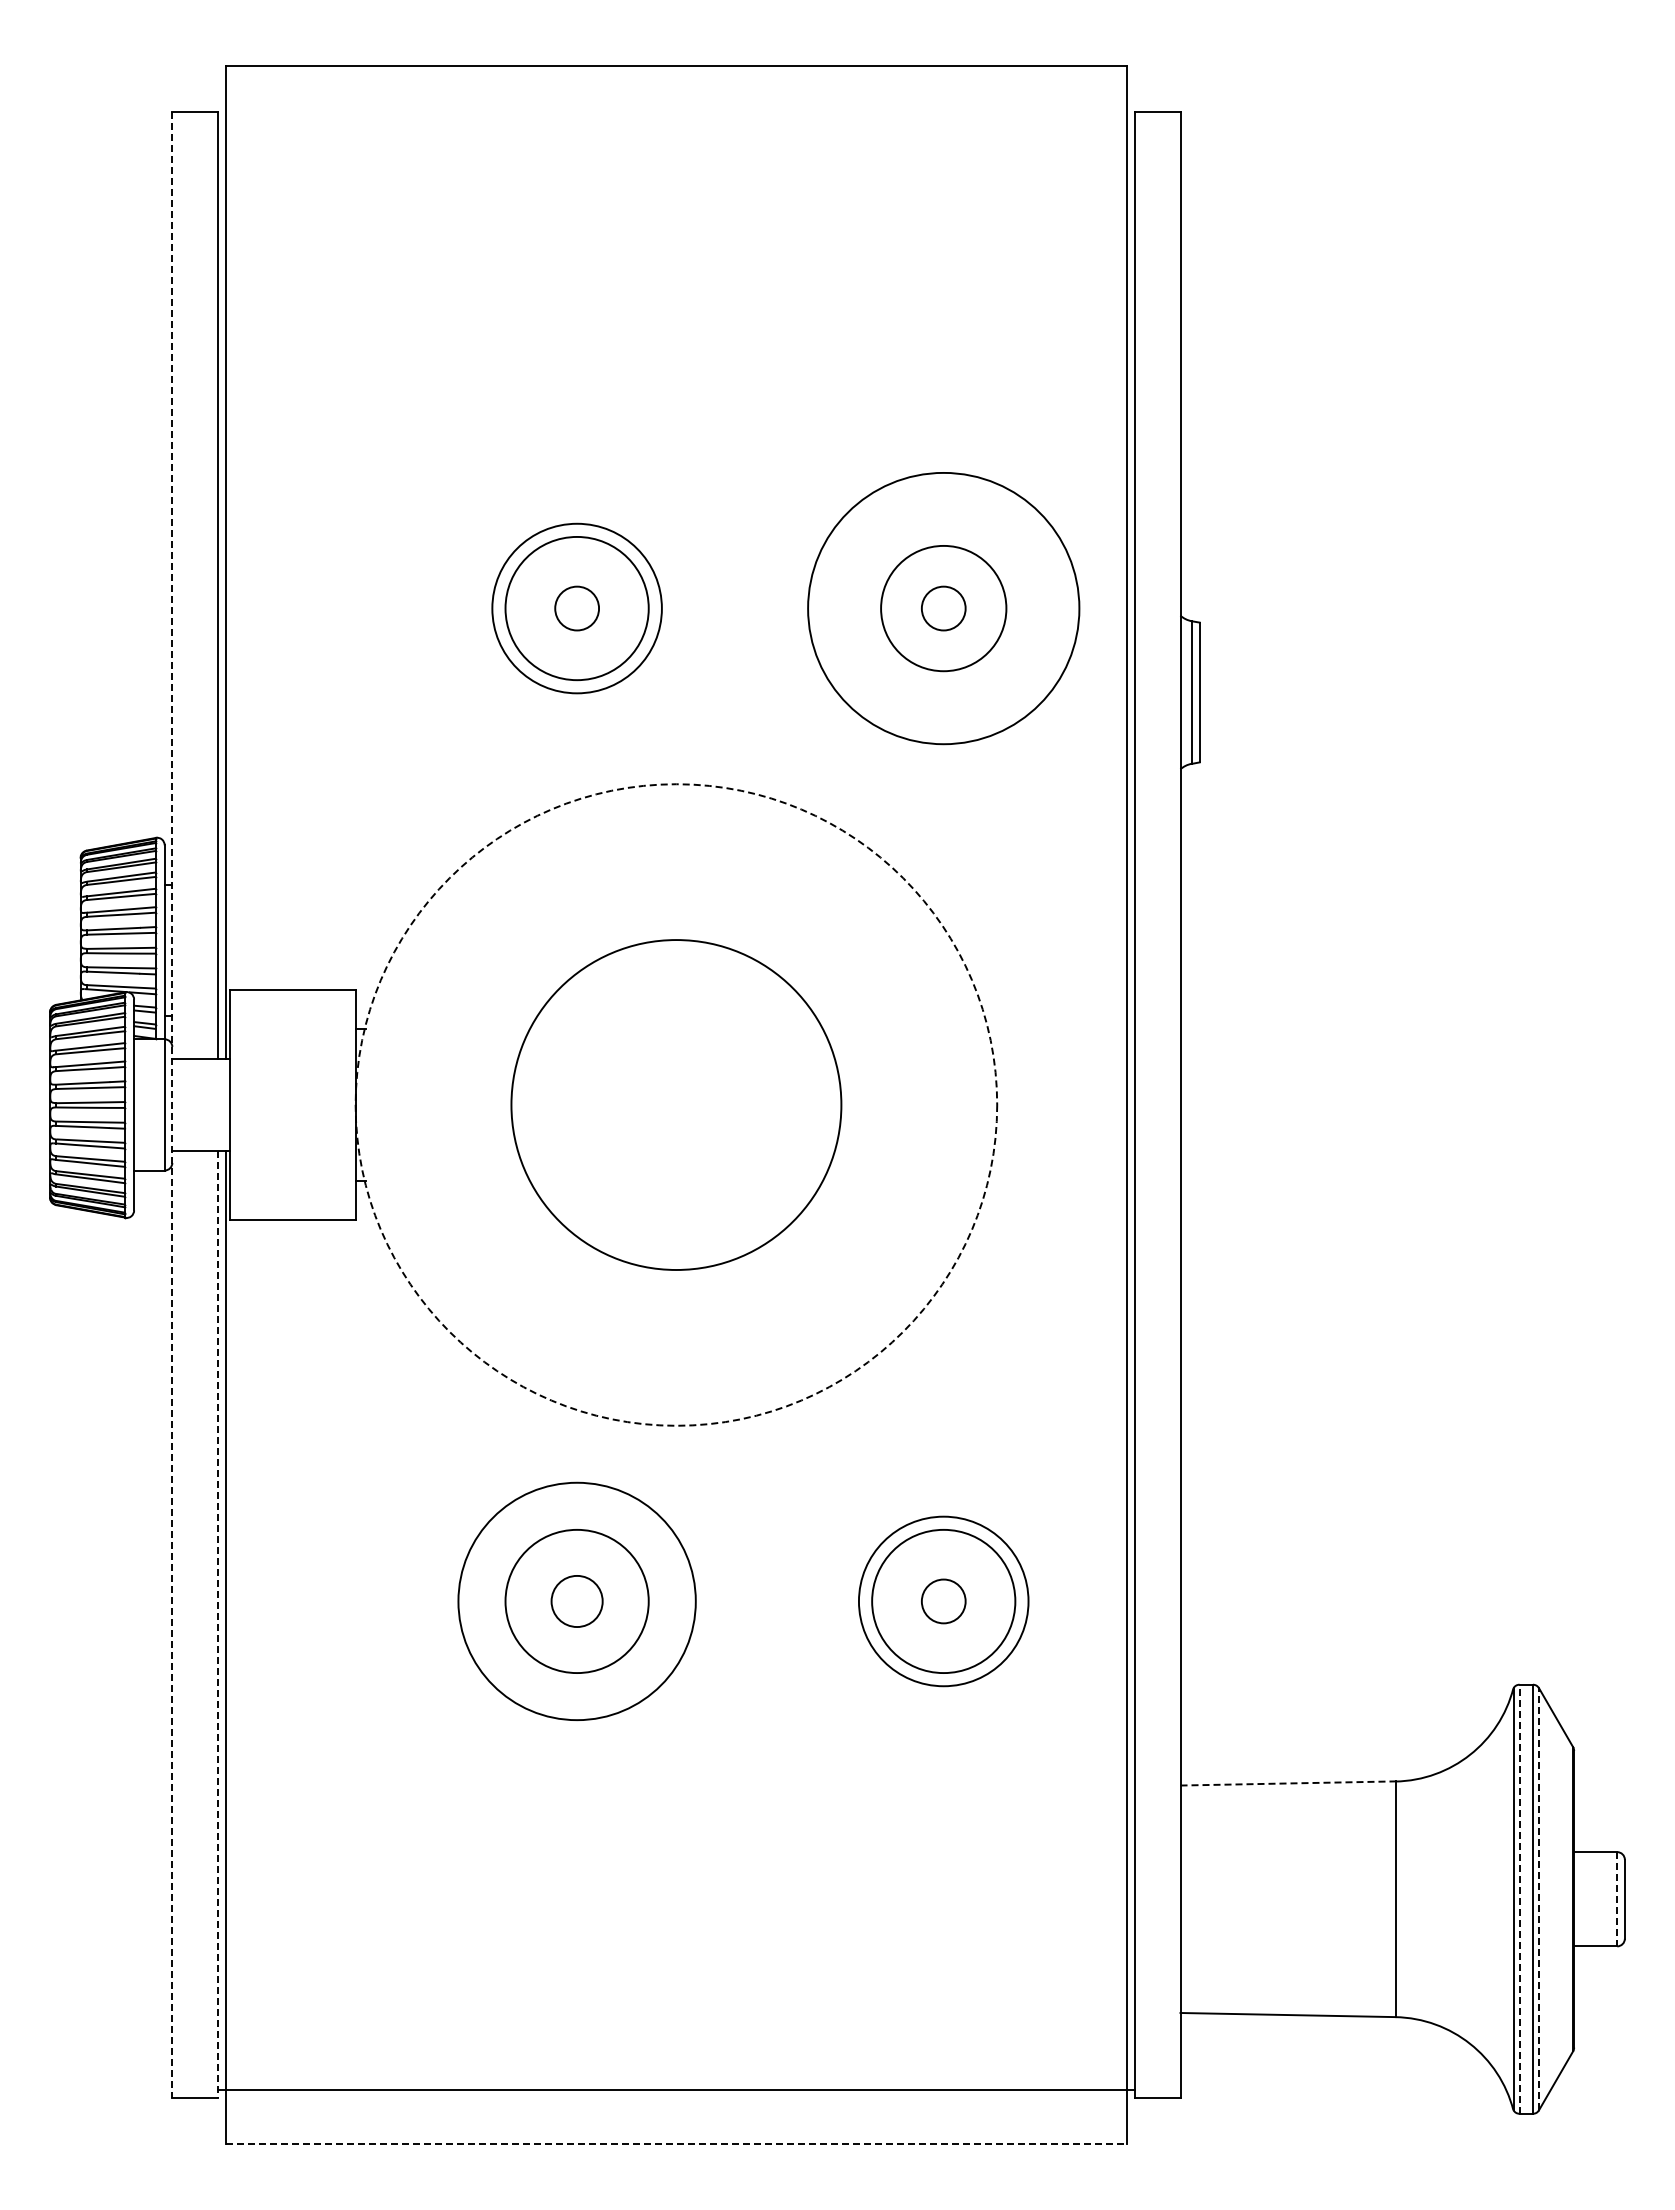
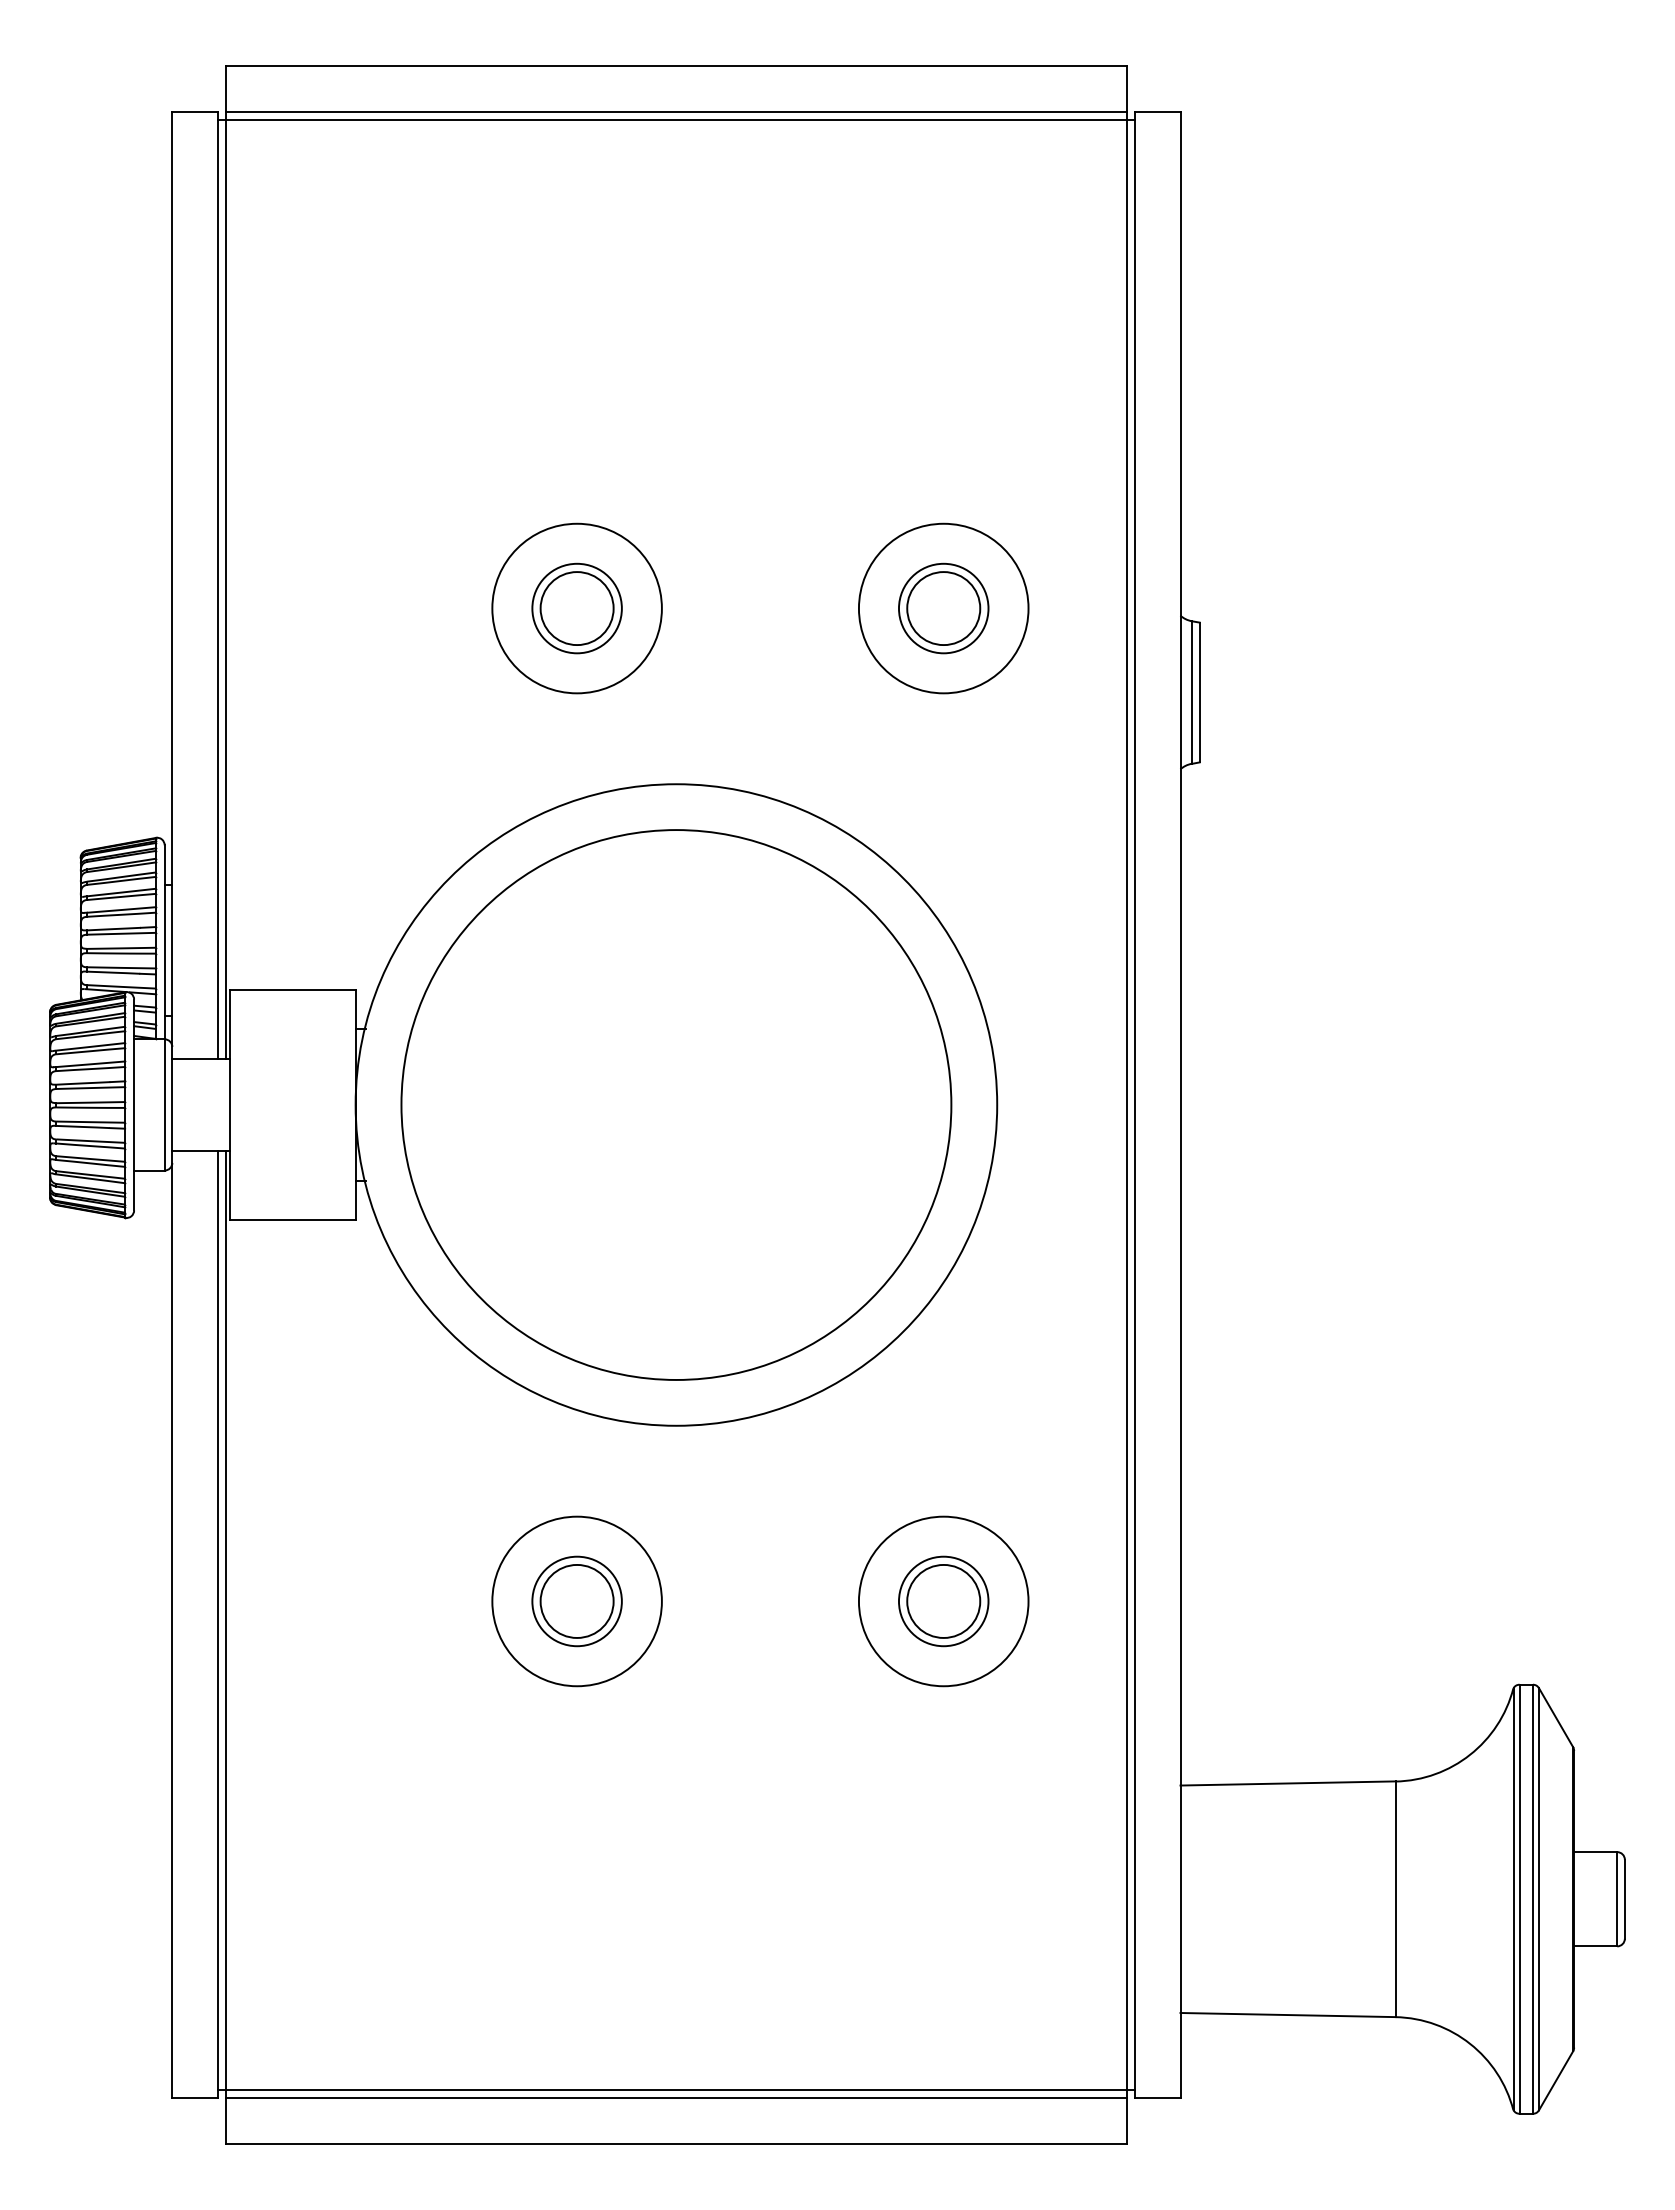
line: none -> present (676, 112)
line: none -> present (676, 119)
circle diameter: 143 px -> 90 px (576, 608)
circle diameter: 44 px -> 73 px (576, 608)
circle diameter: 125 px -> 90 px (943, 608)
circle diameter: 271 px -> 170 px (943, 608)
circle diameter: 44 px -> 73 px (943, 608)
circle diameter: 330 px -> 550 px (676, 1104)
circle: dashed -> solid (676, 1104)
line: dashed -> solid (172, 1105)
circle diameter: 143 px -> 90 px (576, 1601)
circle diameter: 237 px -> 170 px (576, 1601)
circle diameter: 51 px -> 73 px (576, 1600)
circle diameter: 143 px -> 90 px (943, 1601)
circle diameter: 44 px -> 73 px (943, 1600)
line: dashed -> solid (218, 1624)
line: dashed -> solid (1288, 1783)
line: dashed -> solid (1539, 1898)
line: dashed -> solid (1519, 1899)
line: dashed -> solid (1617, 1899)
line: none -> present (676, 2097)
line: dashed -> solid (676, 2143)
